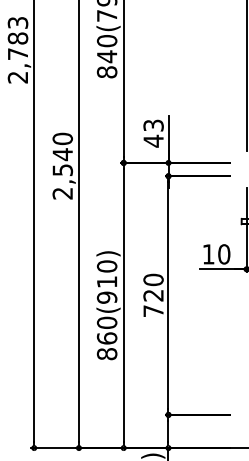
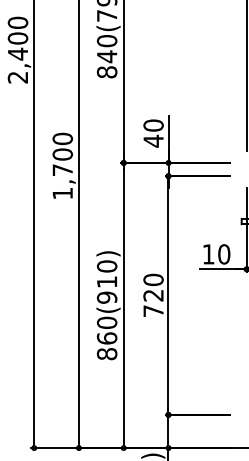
text: 2,783 -> 2,400 (17, 38)
text: 43 -> 40 (153, 125)
text: 2,540 -> 1,700 (62, 173)
